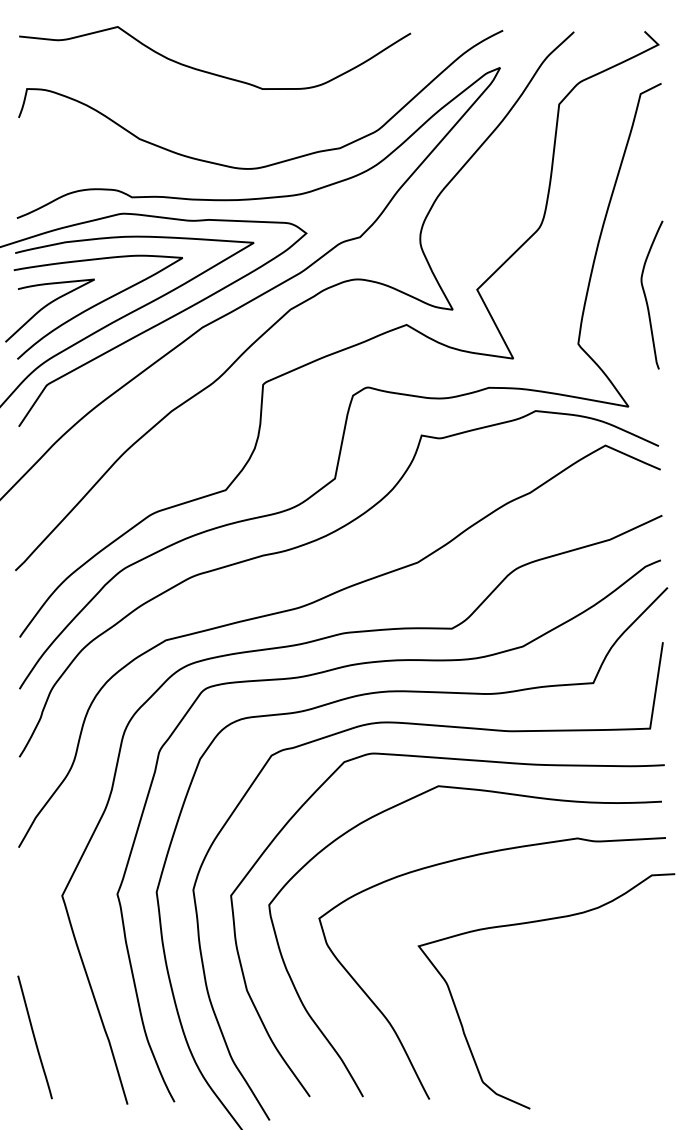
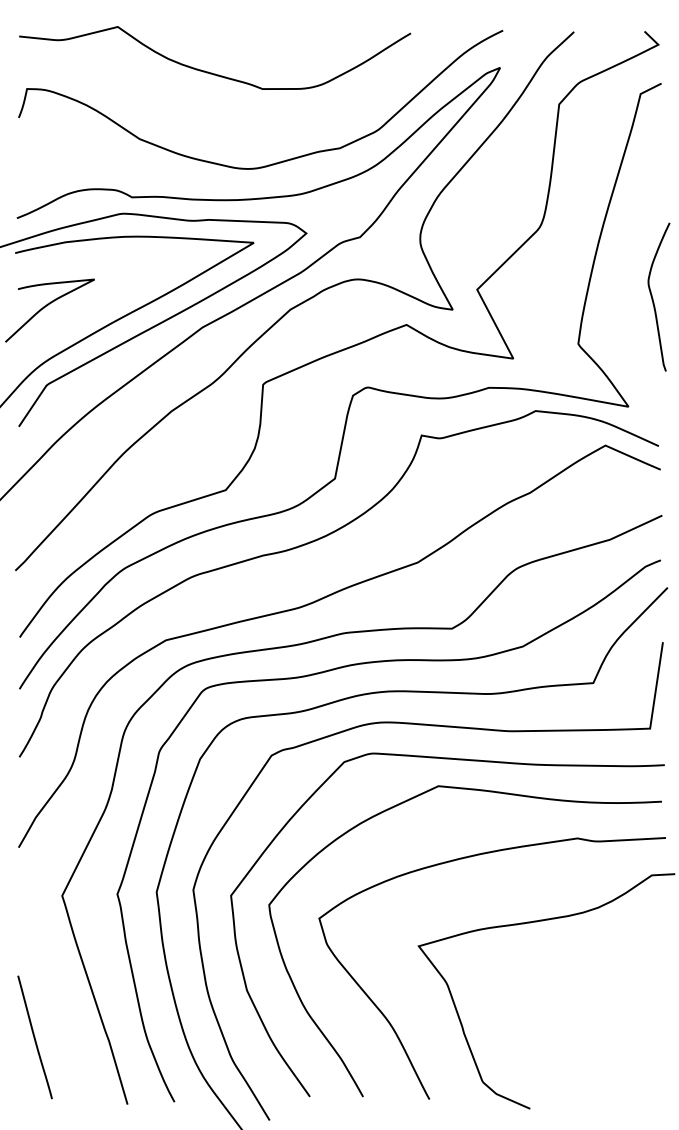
curve position: (646, 296) -> (653, 298) (653, 298)
curve: present -> none (97, 305)
